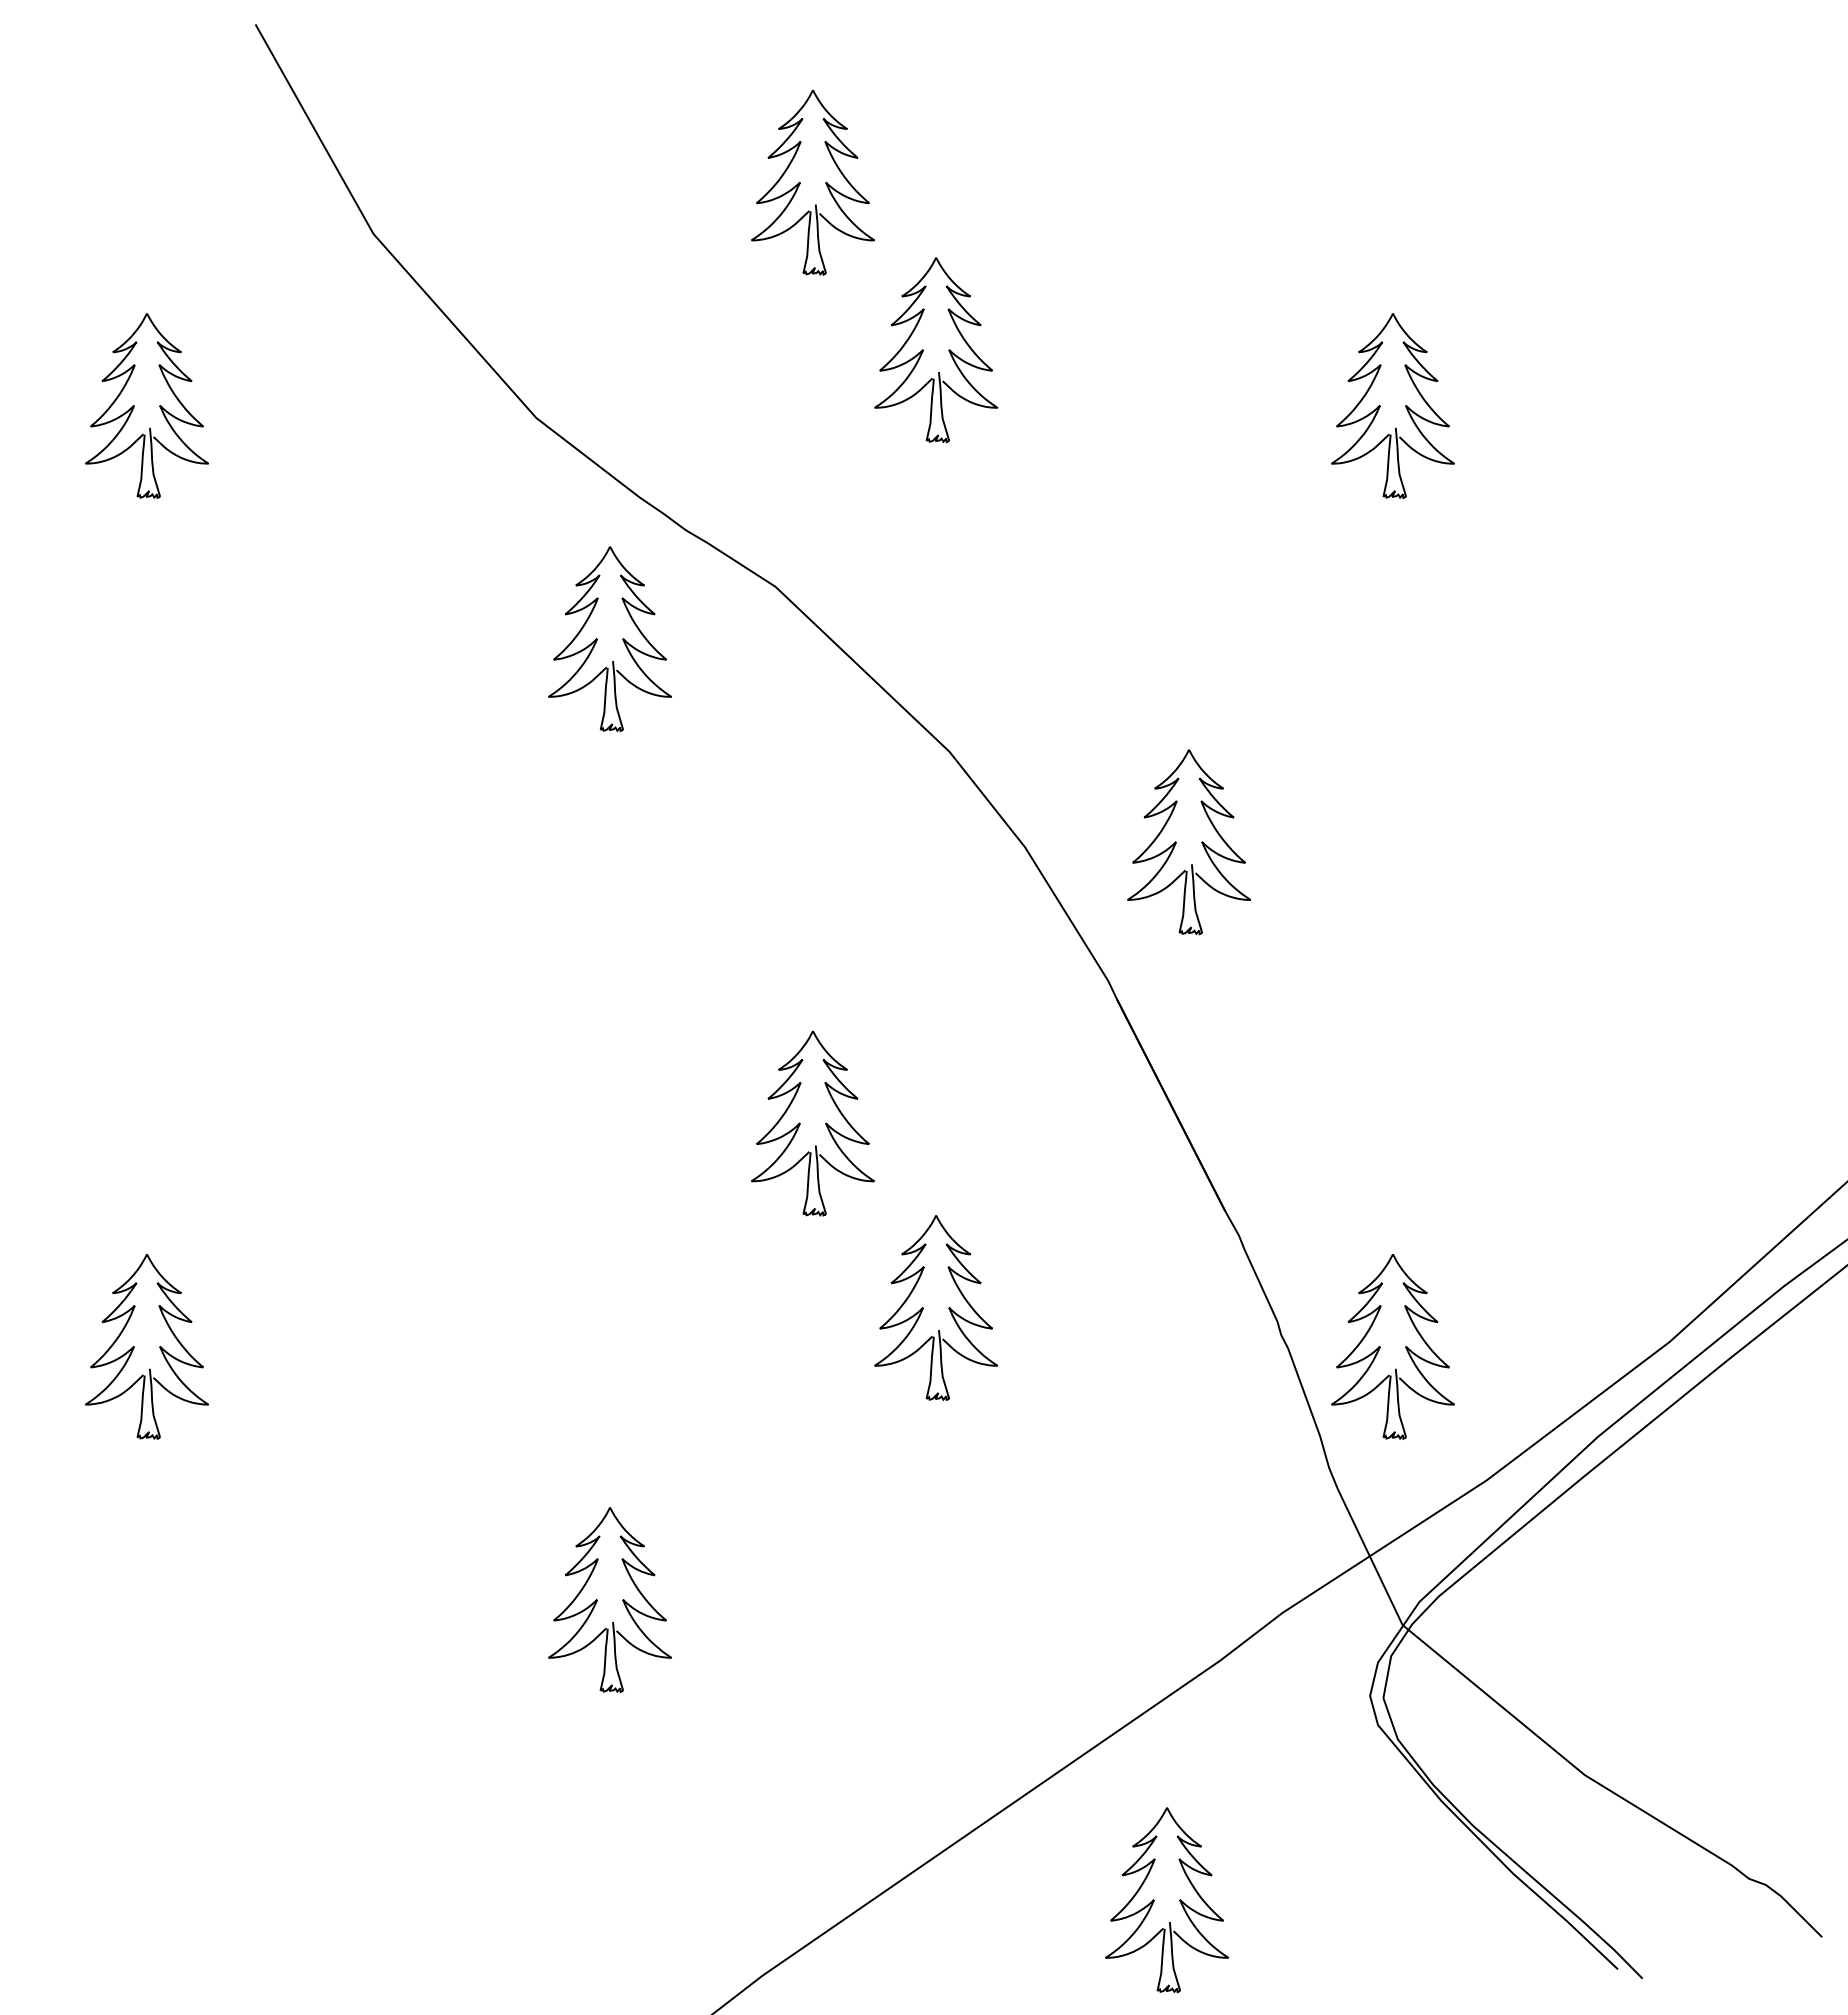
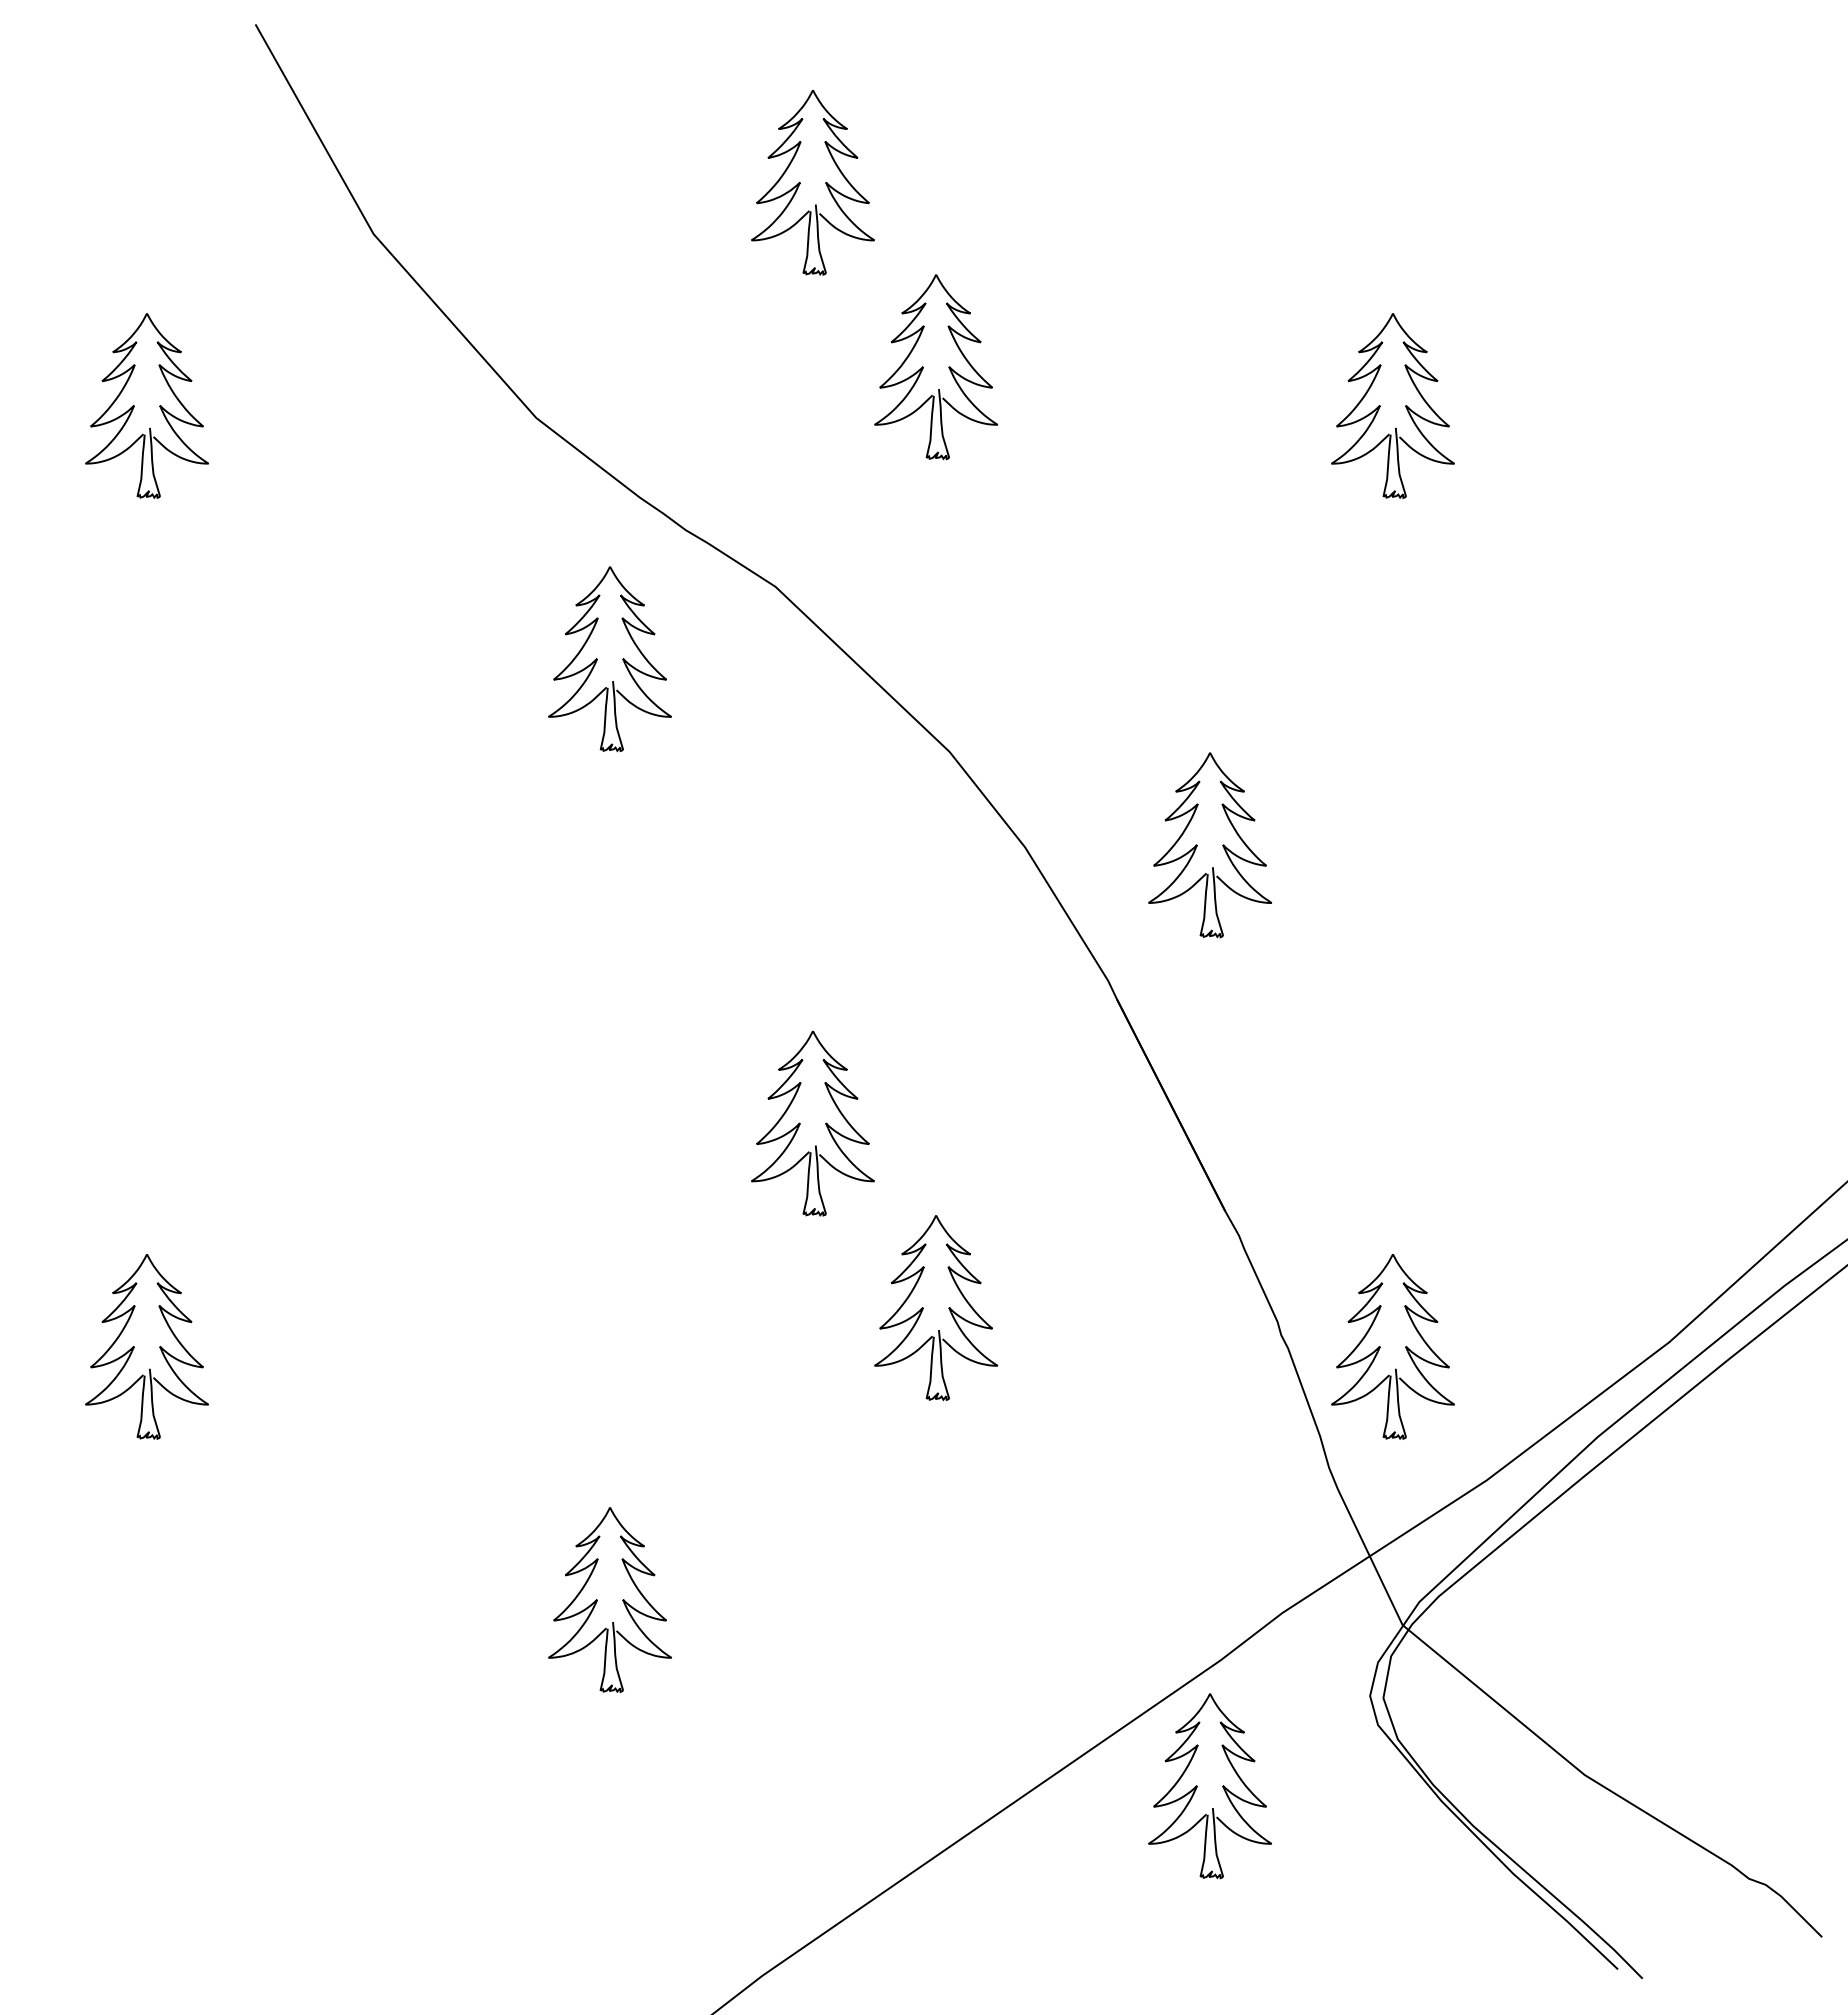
part position: (948, 350) -> (948, 367) (948, 367)
part position: (597, 639) -> (597, 659) (597, 659)
part position: (1201, 842) -> (1222, 845) (1222, 845)
part position: (1154, 1900) -> (1197, 1786) (1197, 1786)
